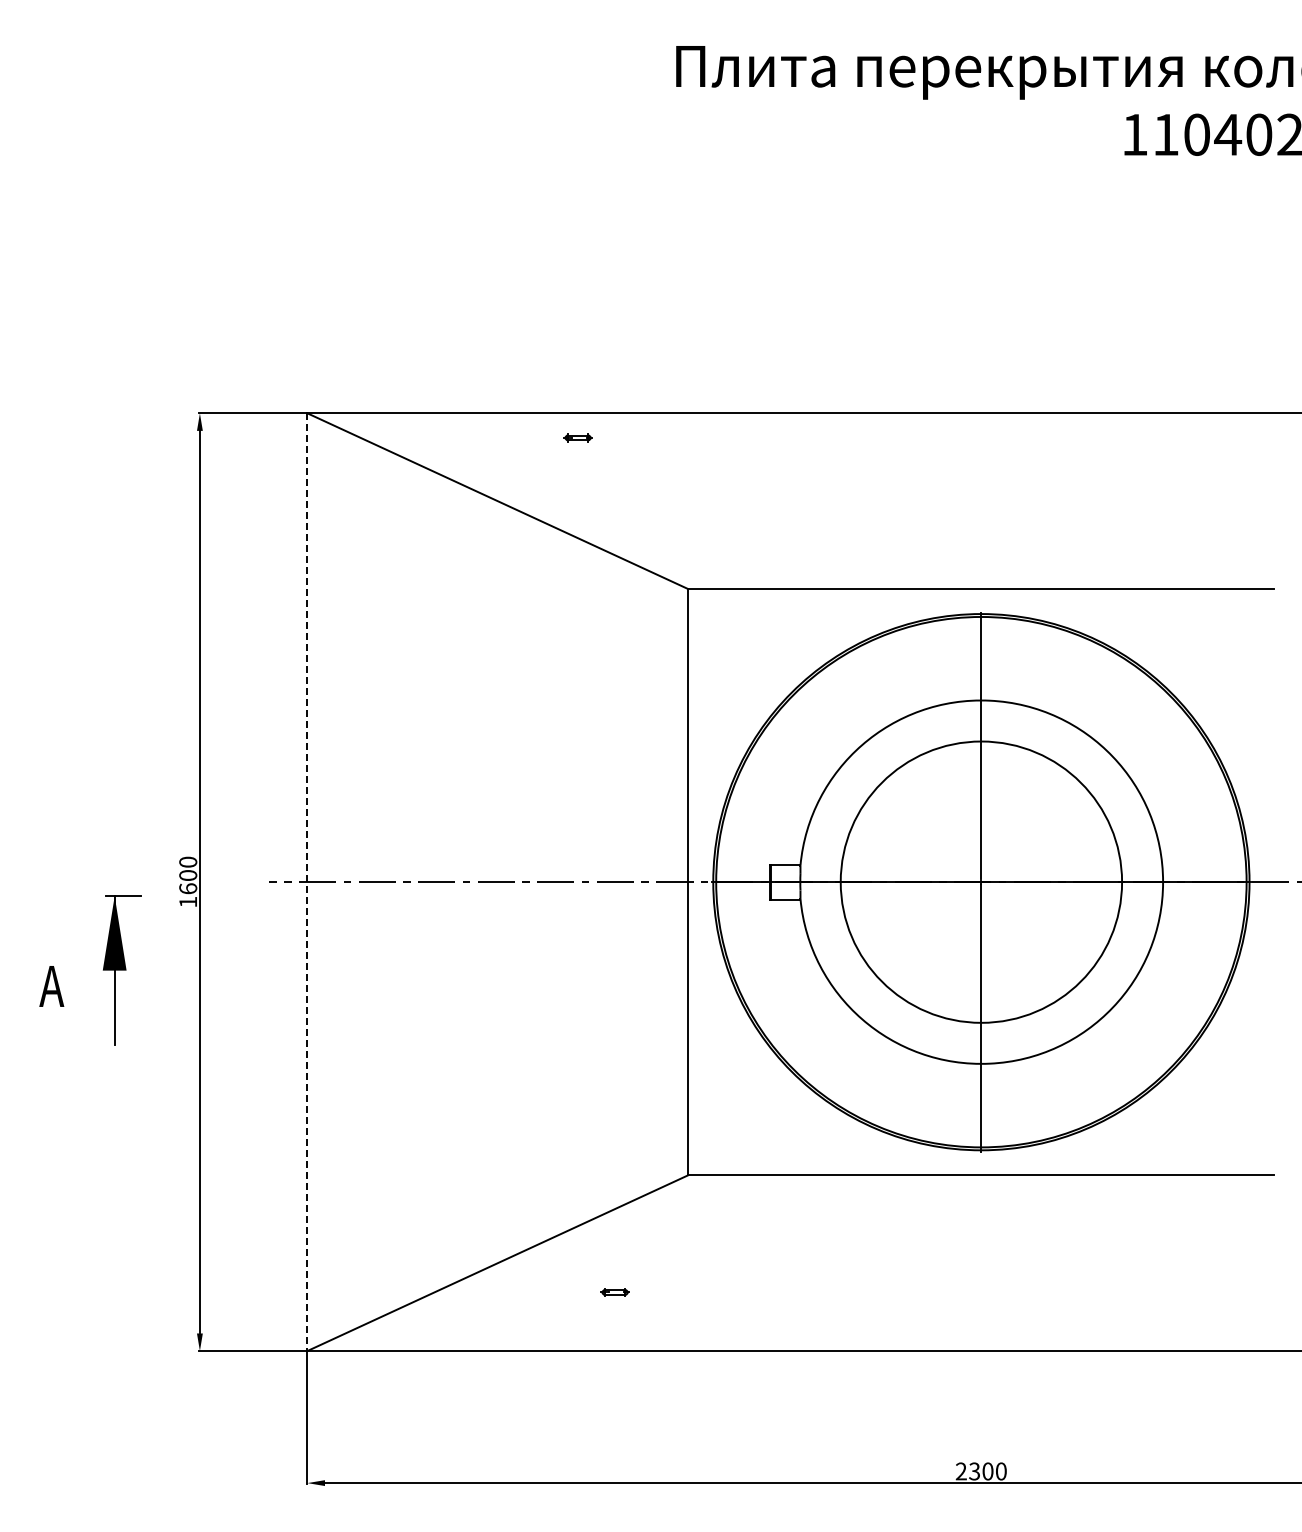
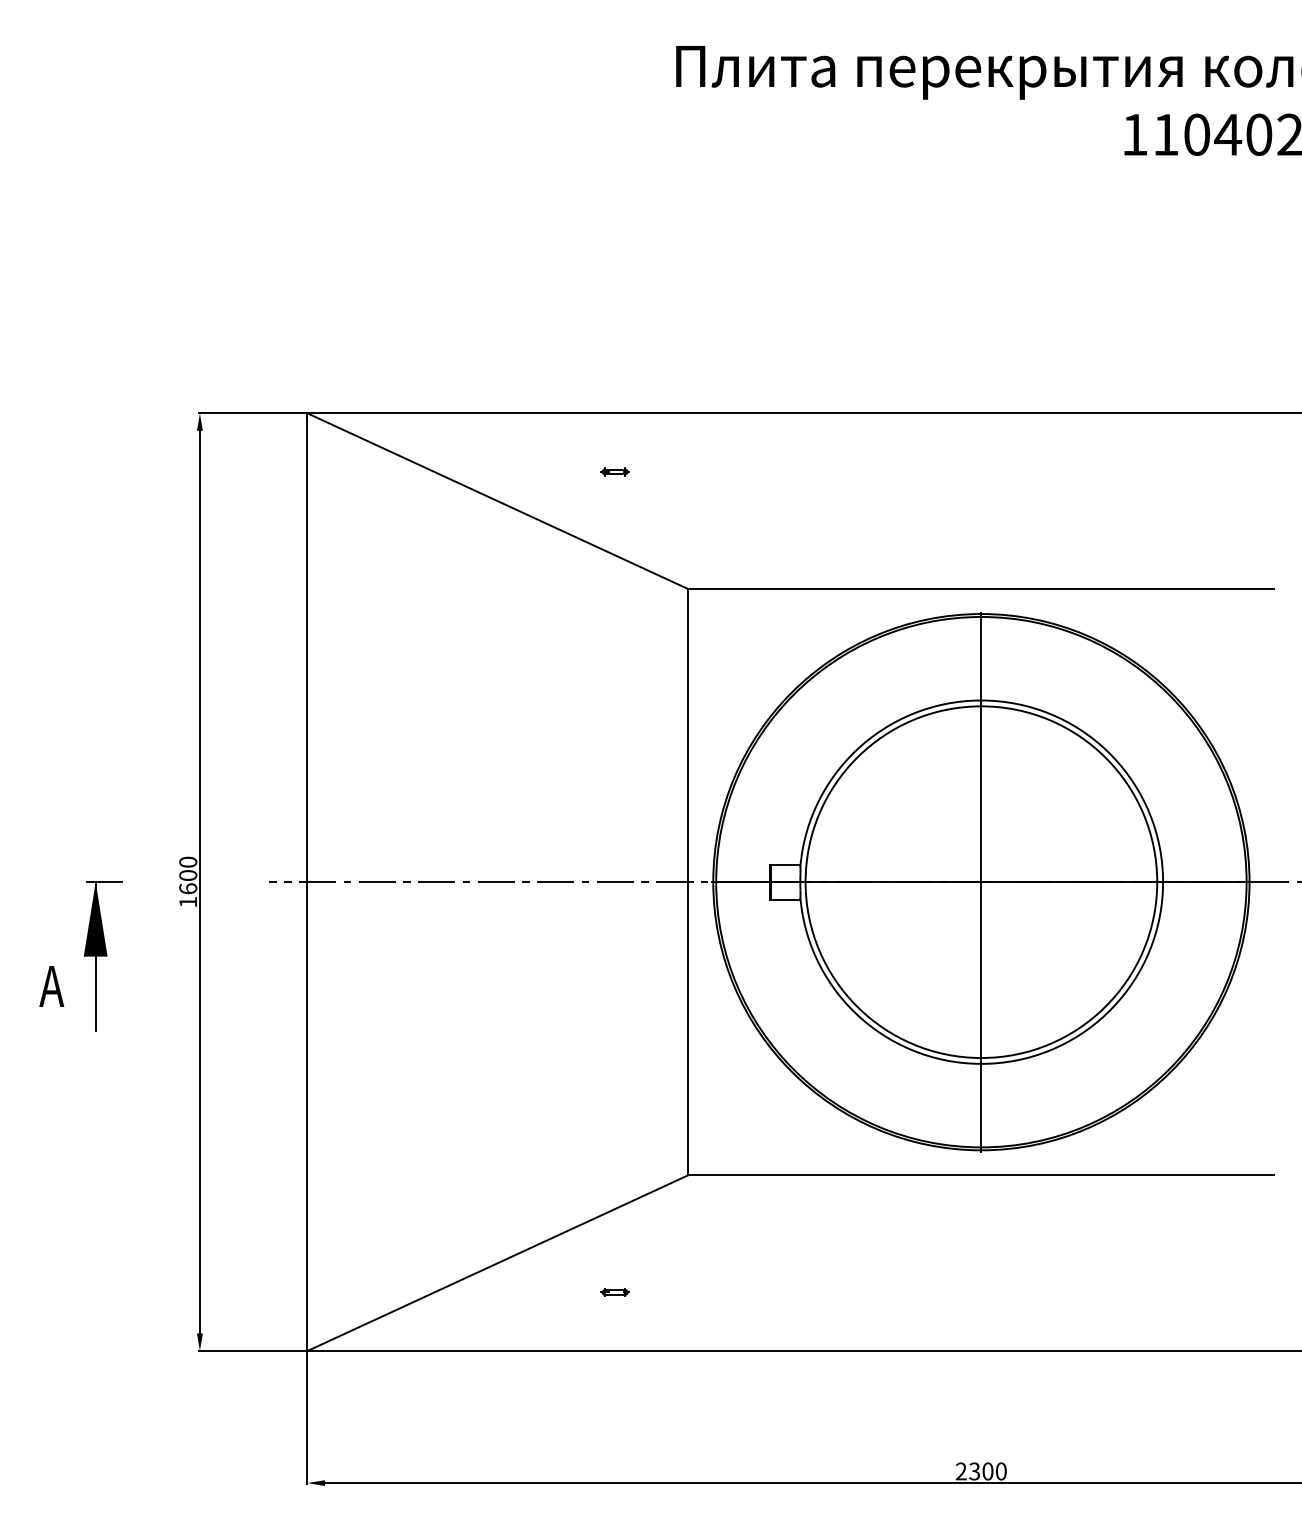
part position: (577, 437) -> (614, 471) (614, 471)
circle diameter: 281 px -> 352 px (981, 882)
line: dashed -> solid (307, 882)
part position: (122, 970) -> (103, 956) (103, 956)
